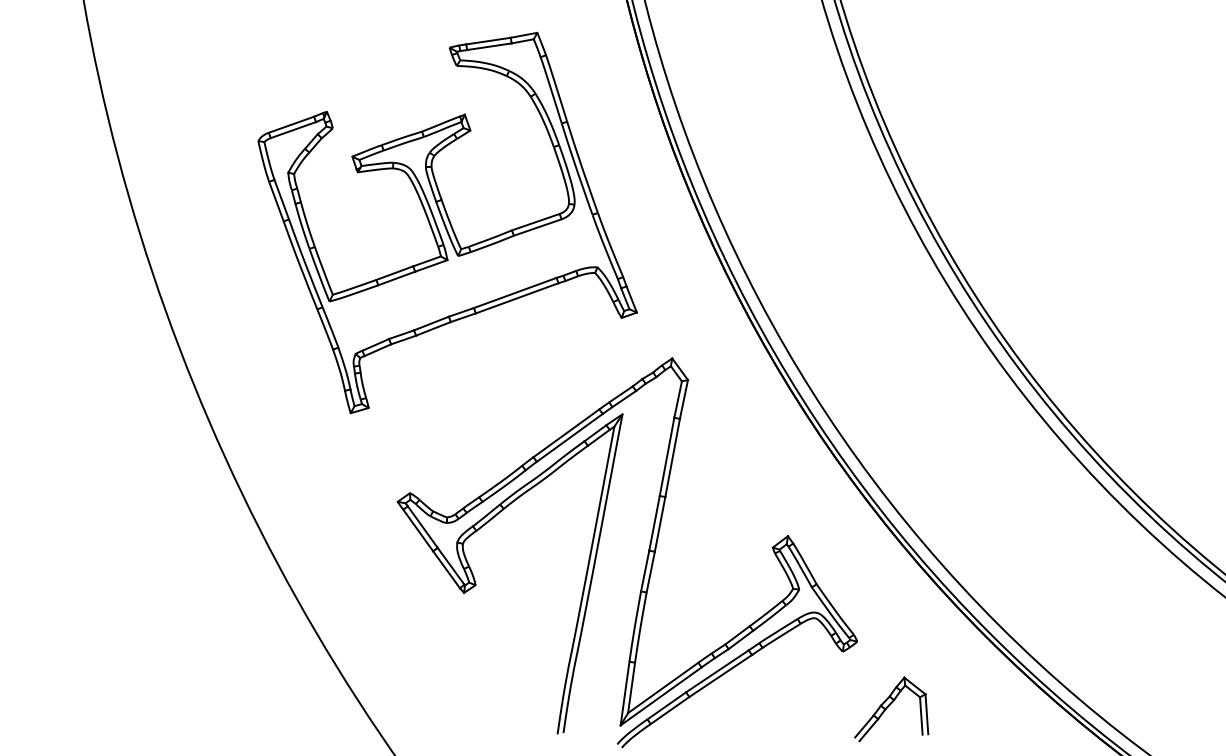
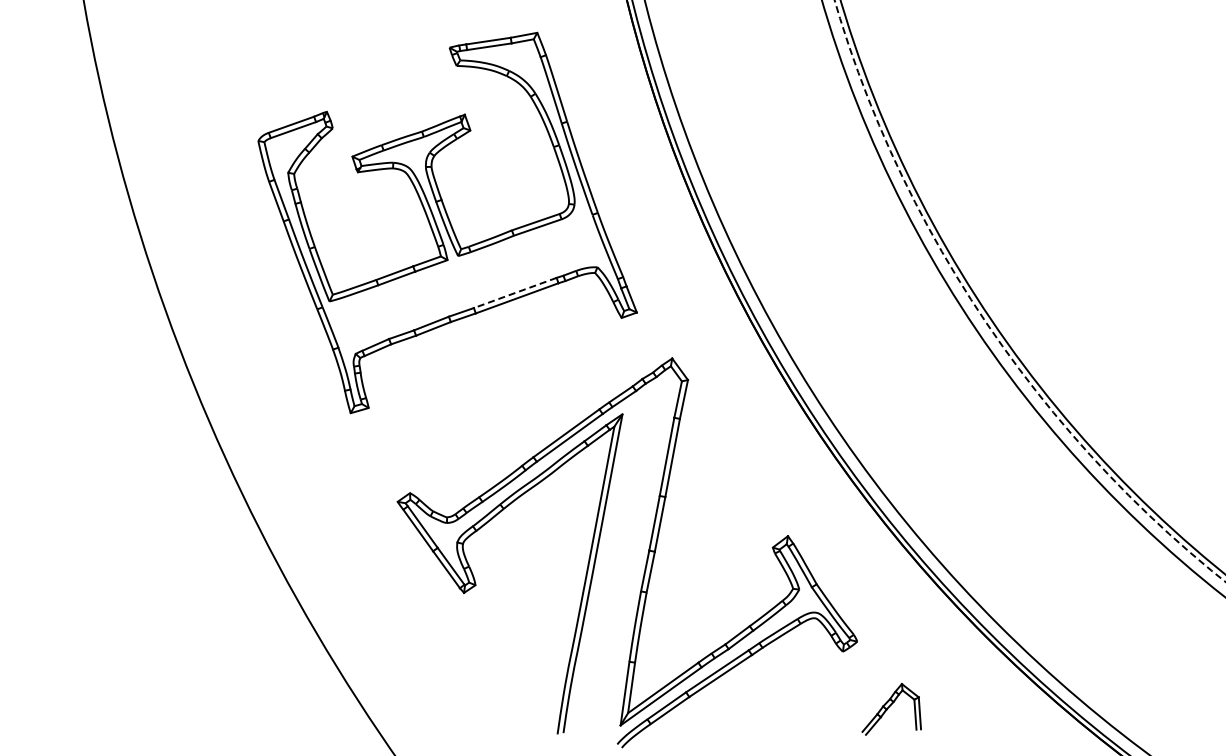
circle: solid -> dashed (1029, 290)
line: solid -> dashed (514, 293)
part size: 76x67 px -> 61x54 px (891, 708)
